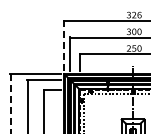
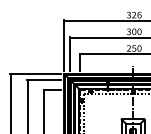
line: dashed -> solid (64, 45)
line: dashed -> solid (10, 104)
